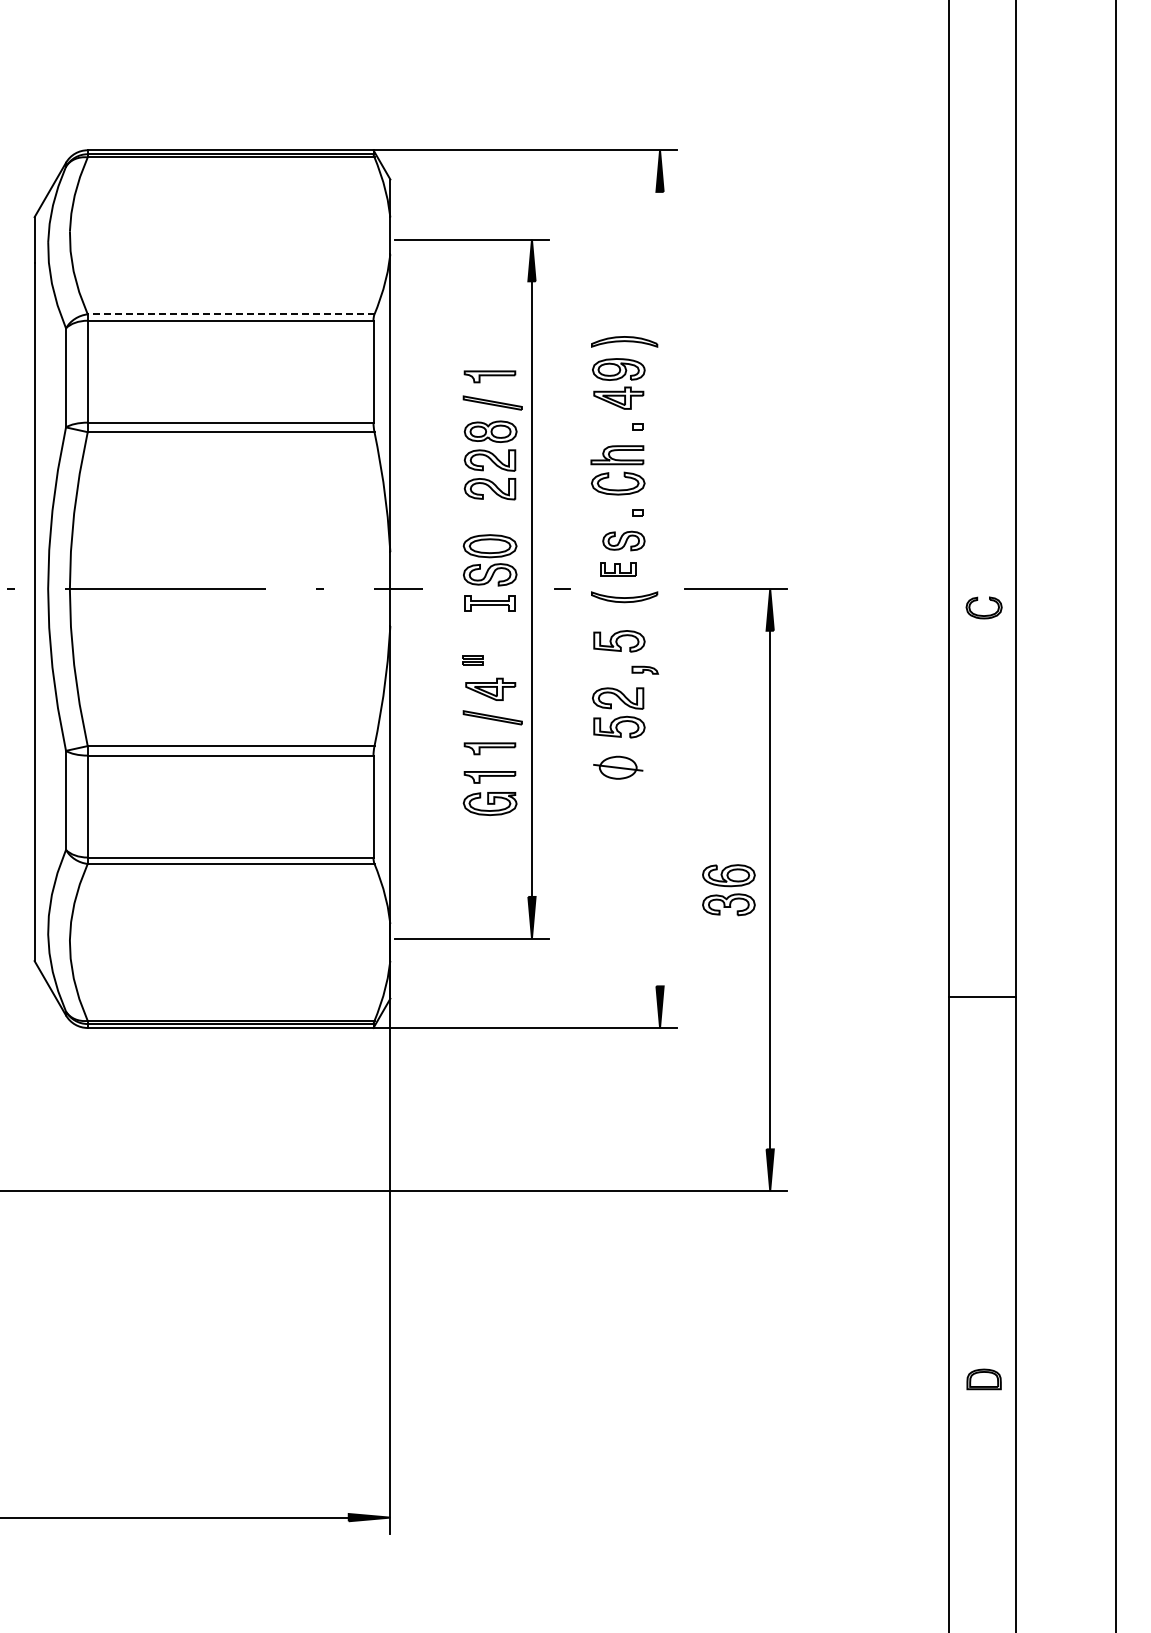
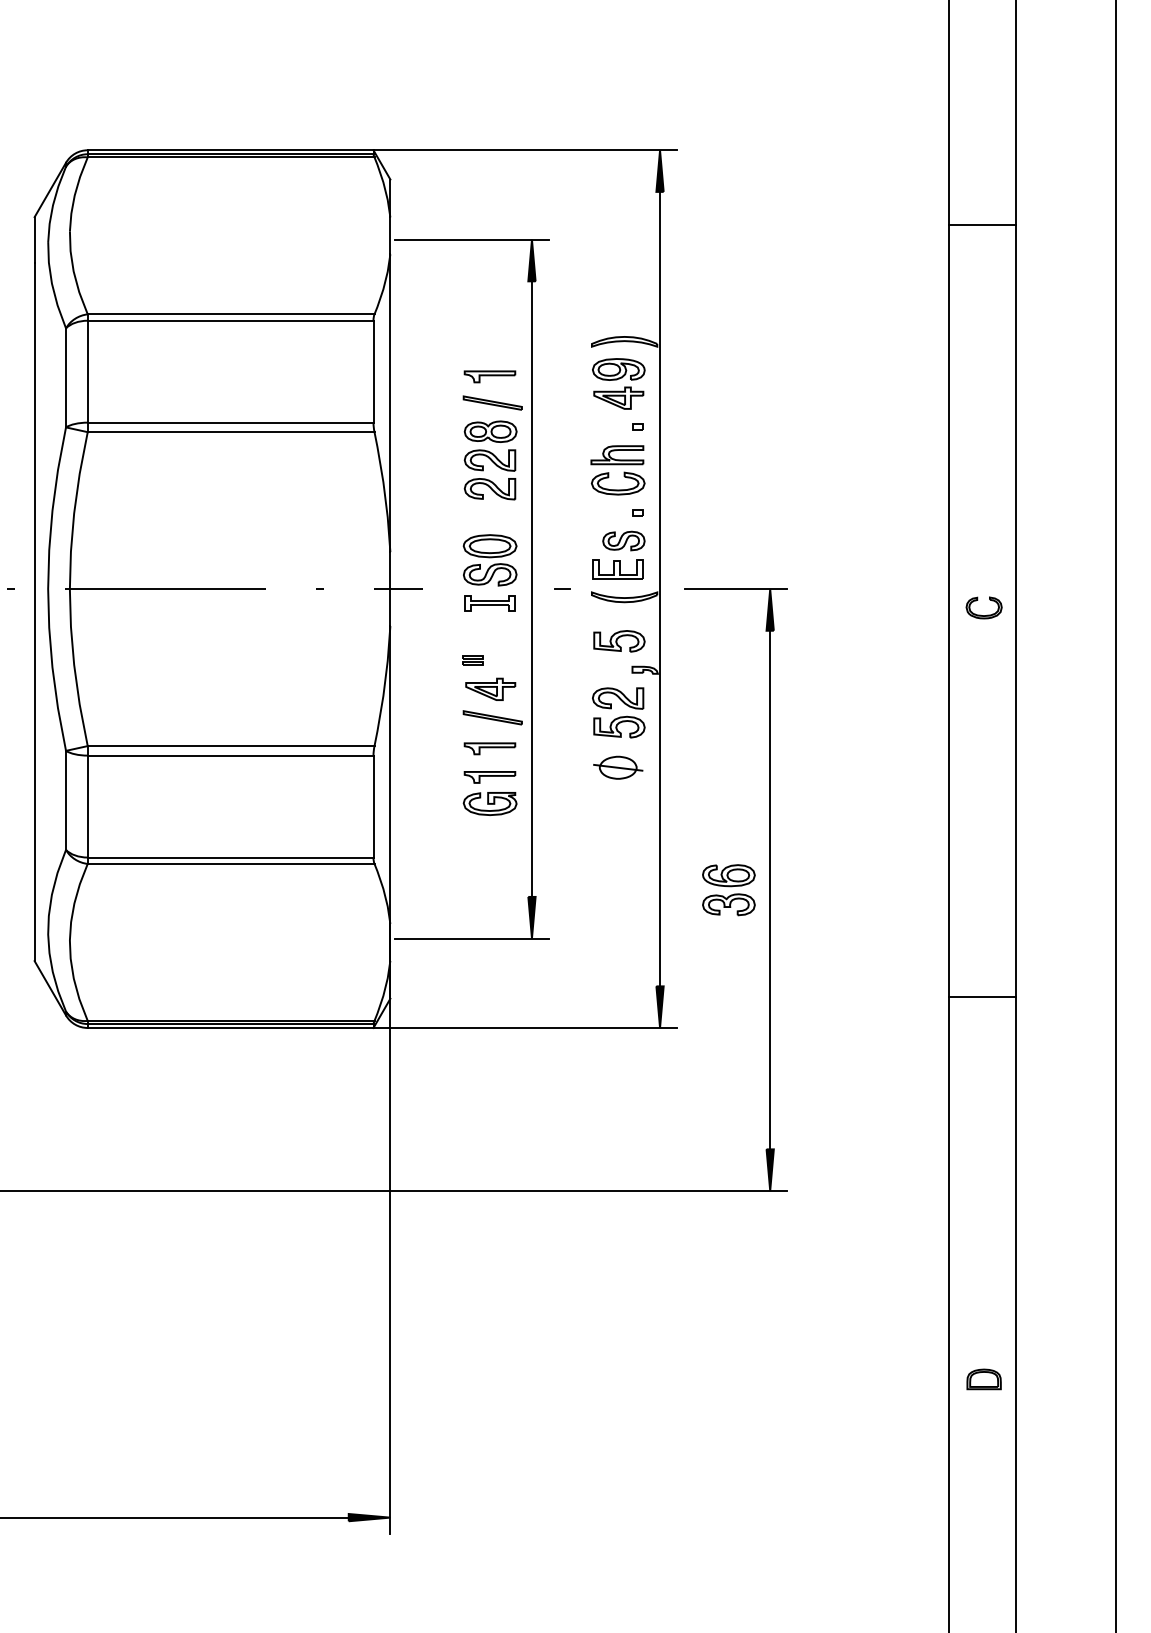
line: none -> present (982, 224)
line: dashed -> solid (230, 314)
part size: 37x15 px -> 52x21 px (617, 569)
line: none -> present (660, 588)
